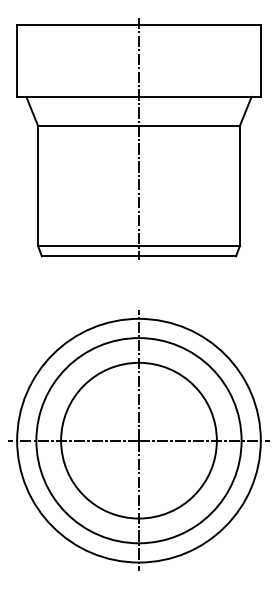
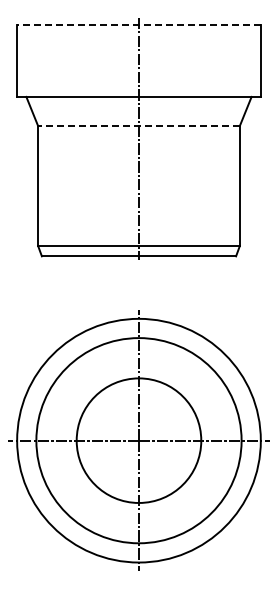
line: solid -> dashed (138, 25)
line: solid -> dashed (138, 126)
circle diameter: 156 px -> 125 px (138, 440)
